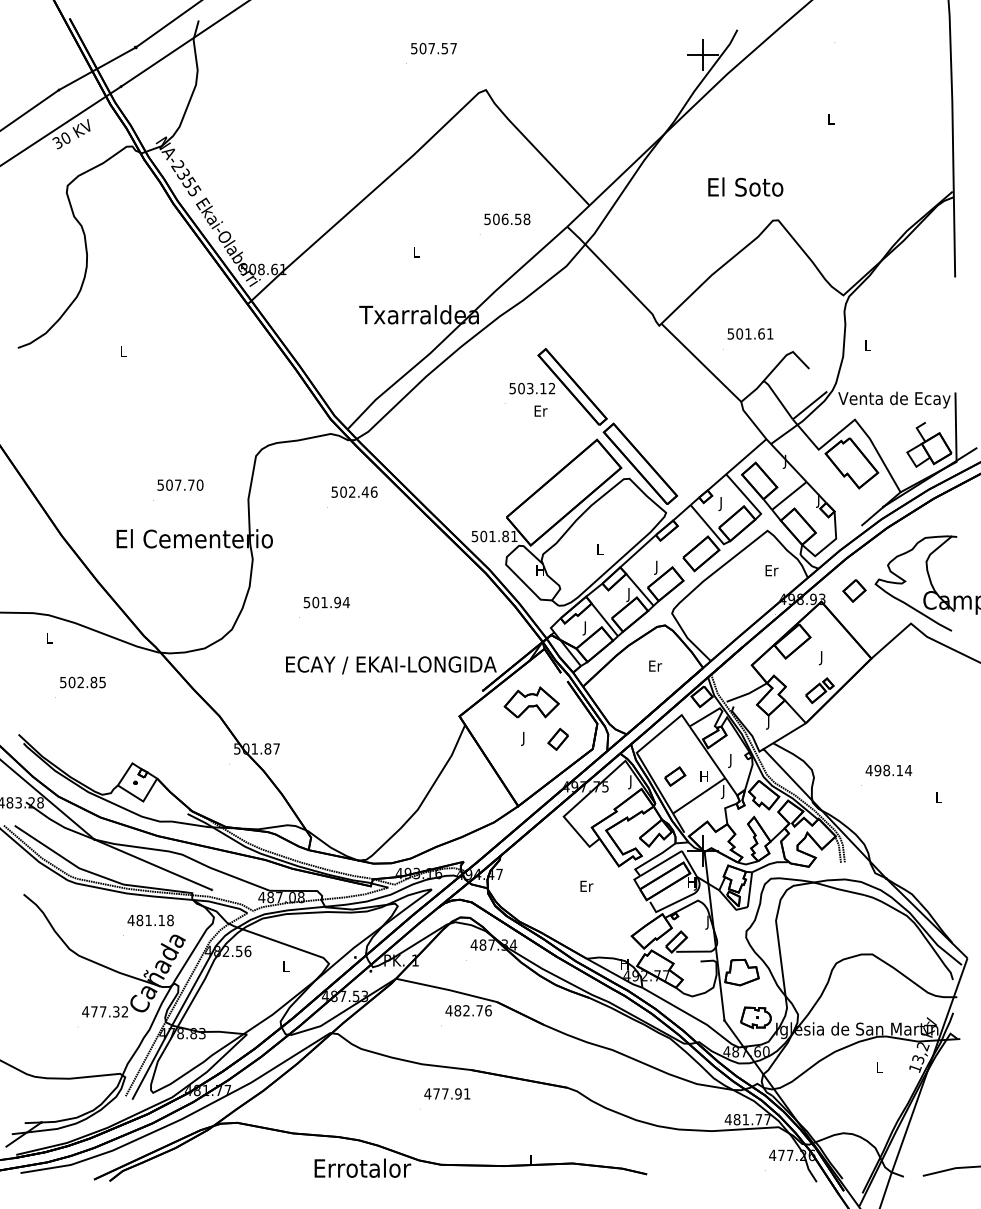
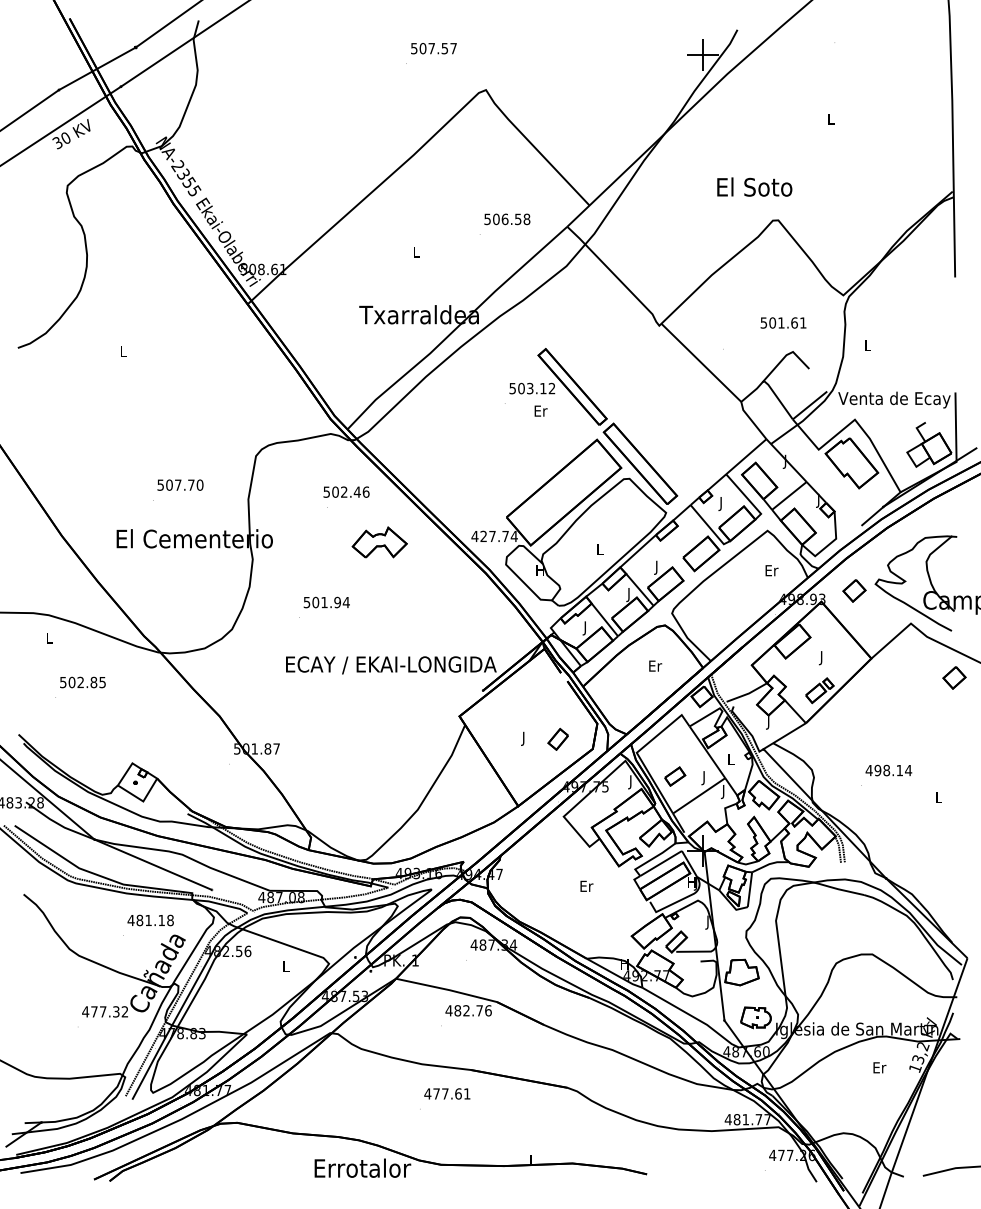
text position: (745, 186) -> (754, 186) (754, 186)
text position: (750, 333) -> (783, 322) (783, 322)
text position: (354, 491) -> (346, 491) (346, 491)
text: 501.81 -> 427.74 (494, 536)
part: none -> present (954, 677)
part position: (531, 702) -> (379, 542) (379, 542)
text: J -> L (731, 761)
text: H -> J (703, 778)
text: L -> Er (879, 1067)
text: 477.91 -> 477.61 (458, 1093)
